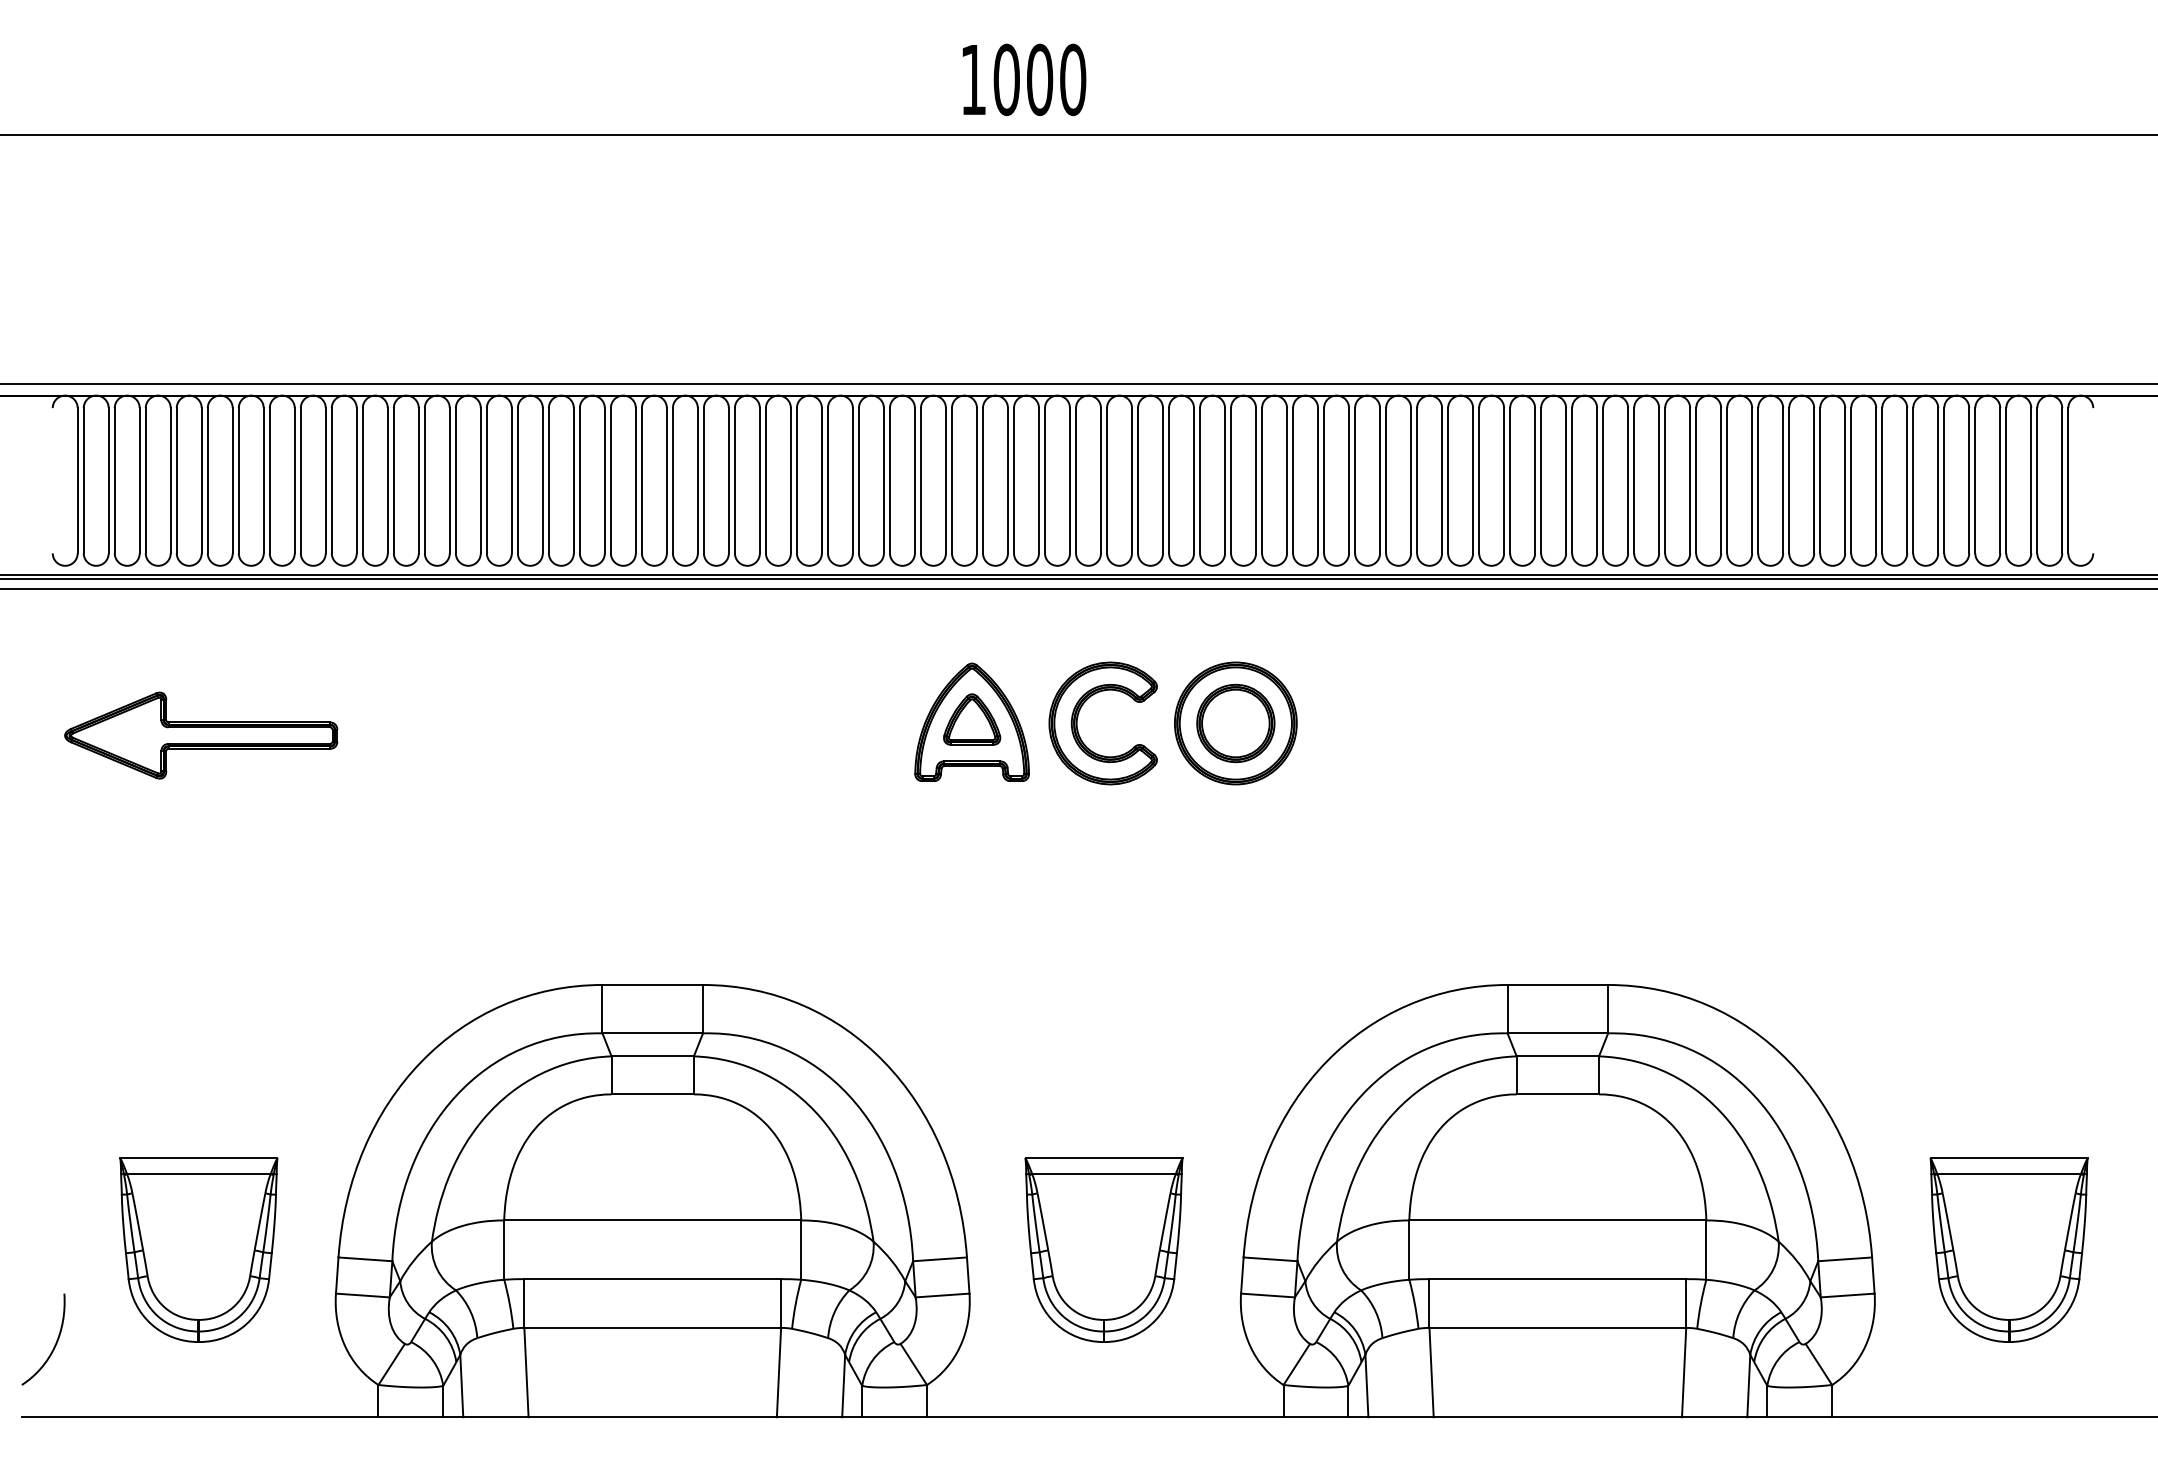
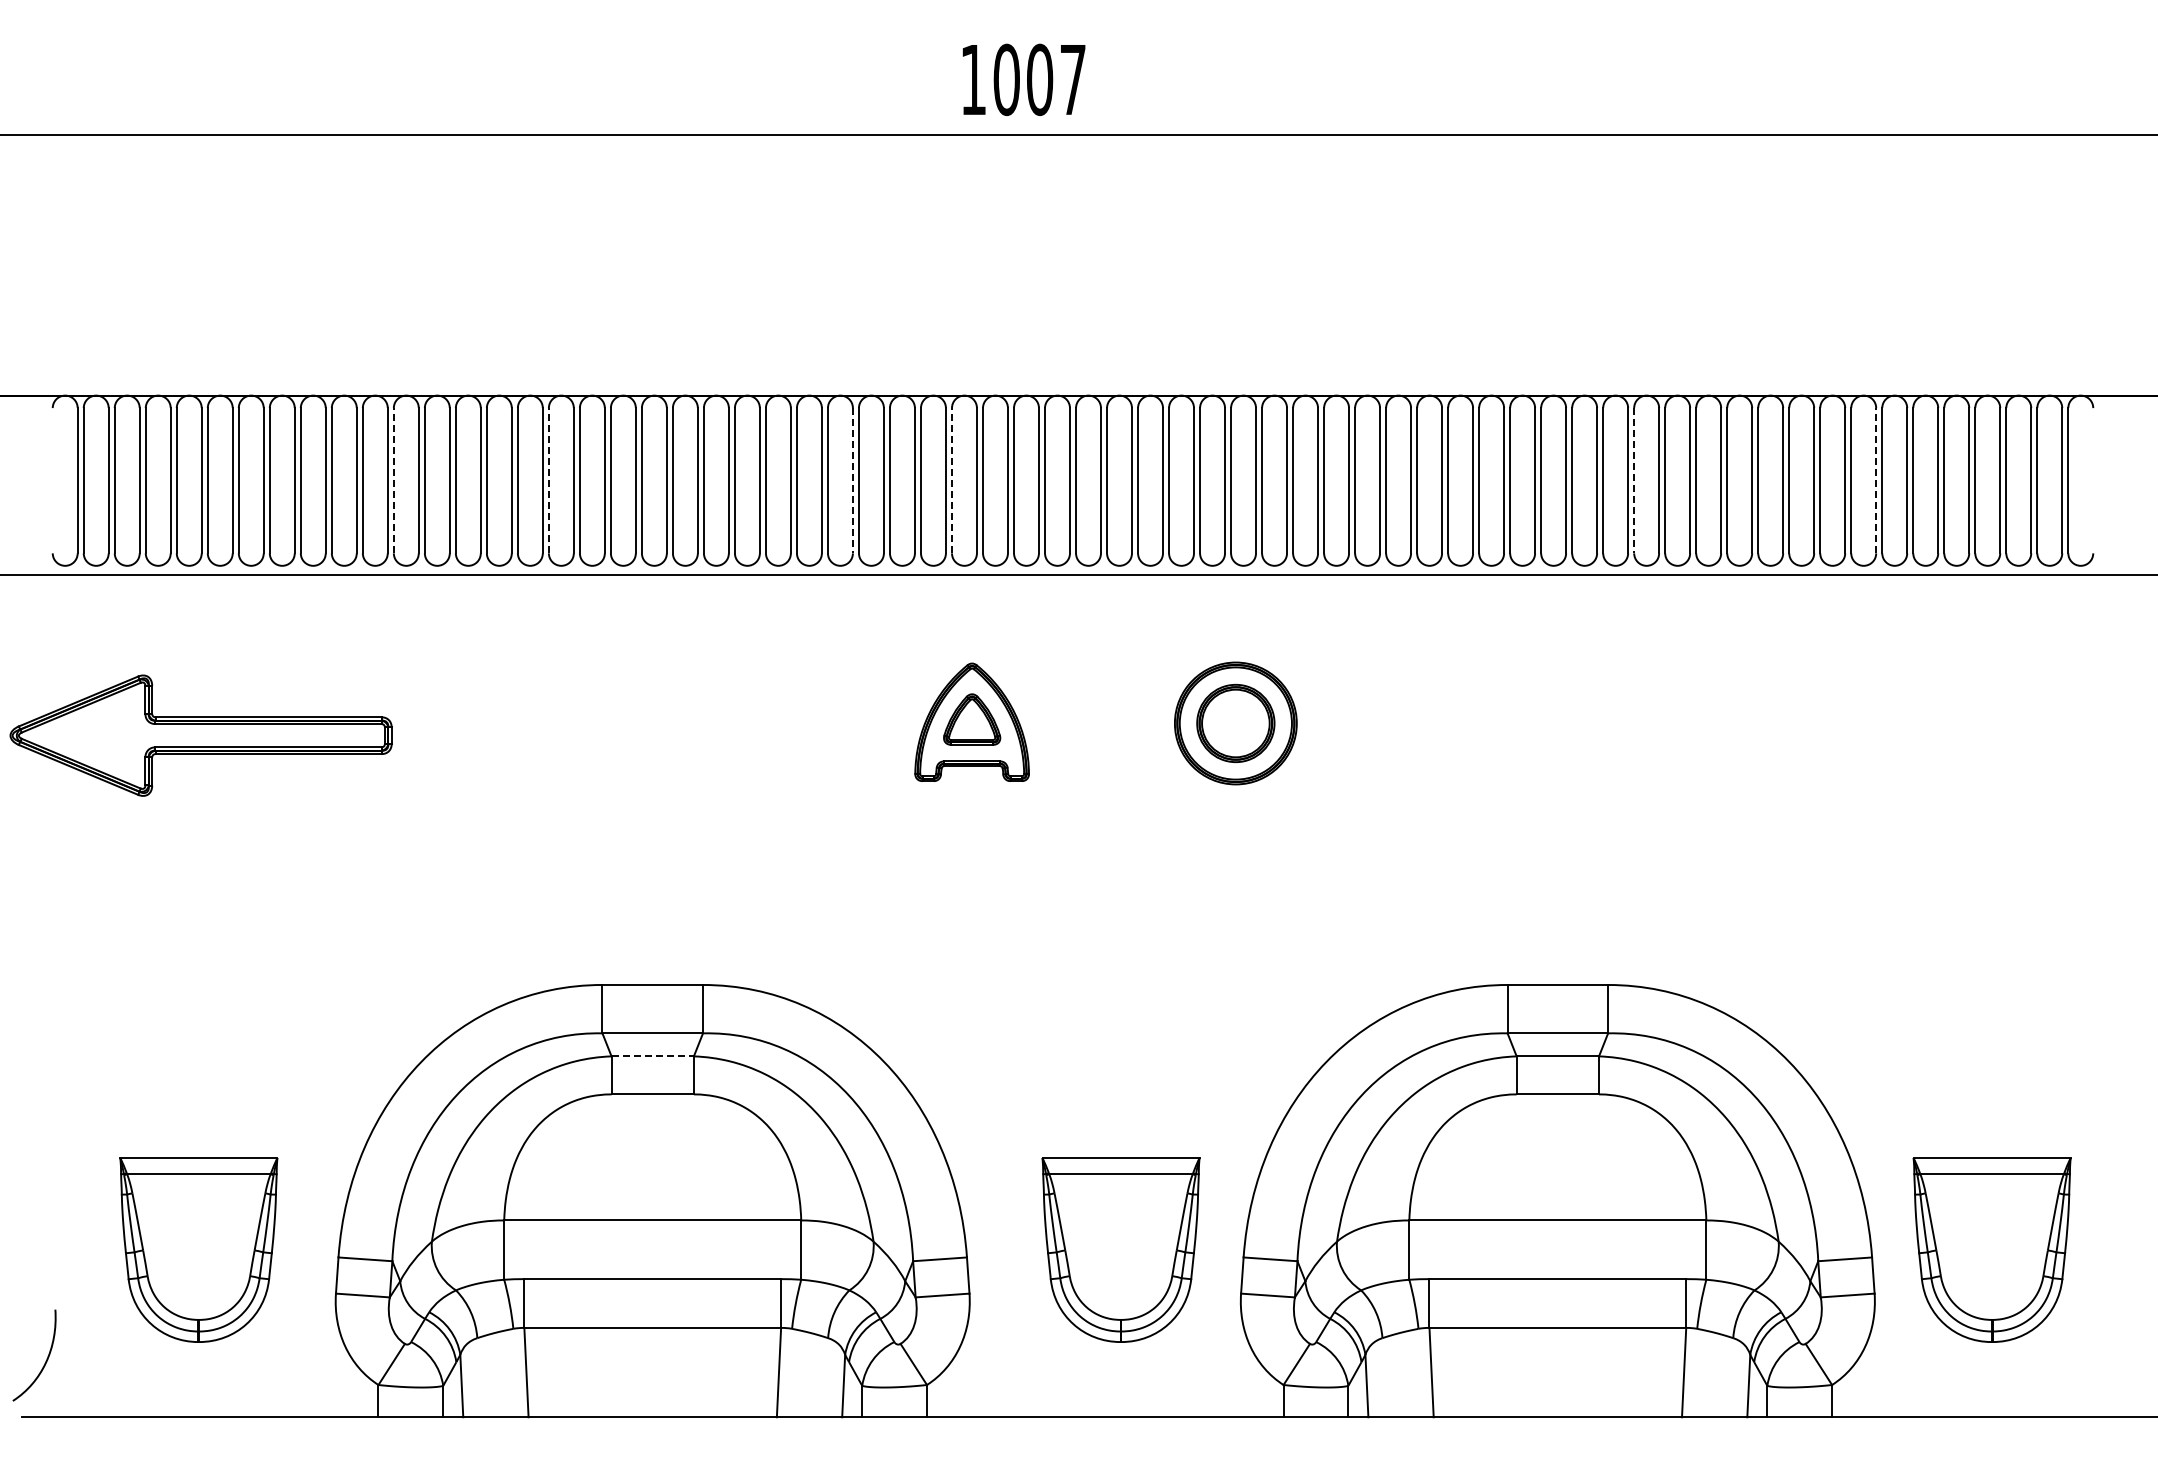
text: 1000 -> 1007 (1073, 79)
line: present -> none (1078, 383)
line: solid -> dashed (393, 480)
line: solid -> dashed (548, 480)
line: solid -> dashed (852, 480)
line: solid -> dashed (952, 480)
line: solid -> dashed (1634, 480)
line: solid -> dashed (1876, 480)
line: present -> none (1078, 578)
line: present -> none (1078, 588)
part: present -> none (1078, 717)
part size: 275x89 px -> 384x123 px (200, 735)
line: solid -> dashed (653, 1056)
part position: (1103, 1249) -> (1120, 1249) (1120, 1249)
part position: (2008, 1249) -> (1991, 1249) (1991, 1249)
curve position: (55, 1342) -> (46, 1358) (46, 1358)
